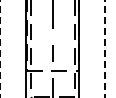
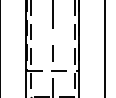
line: dashed -> solid (0, 48)
line: dashed -> solid (105, 48)
